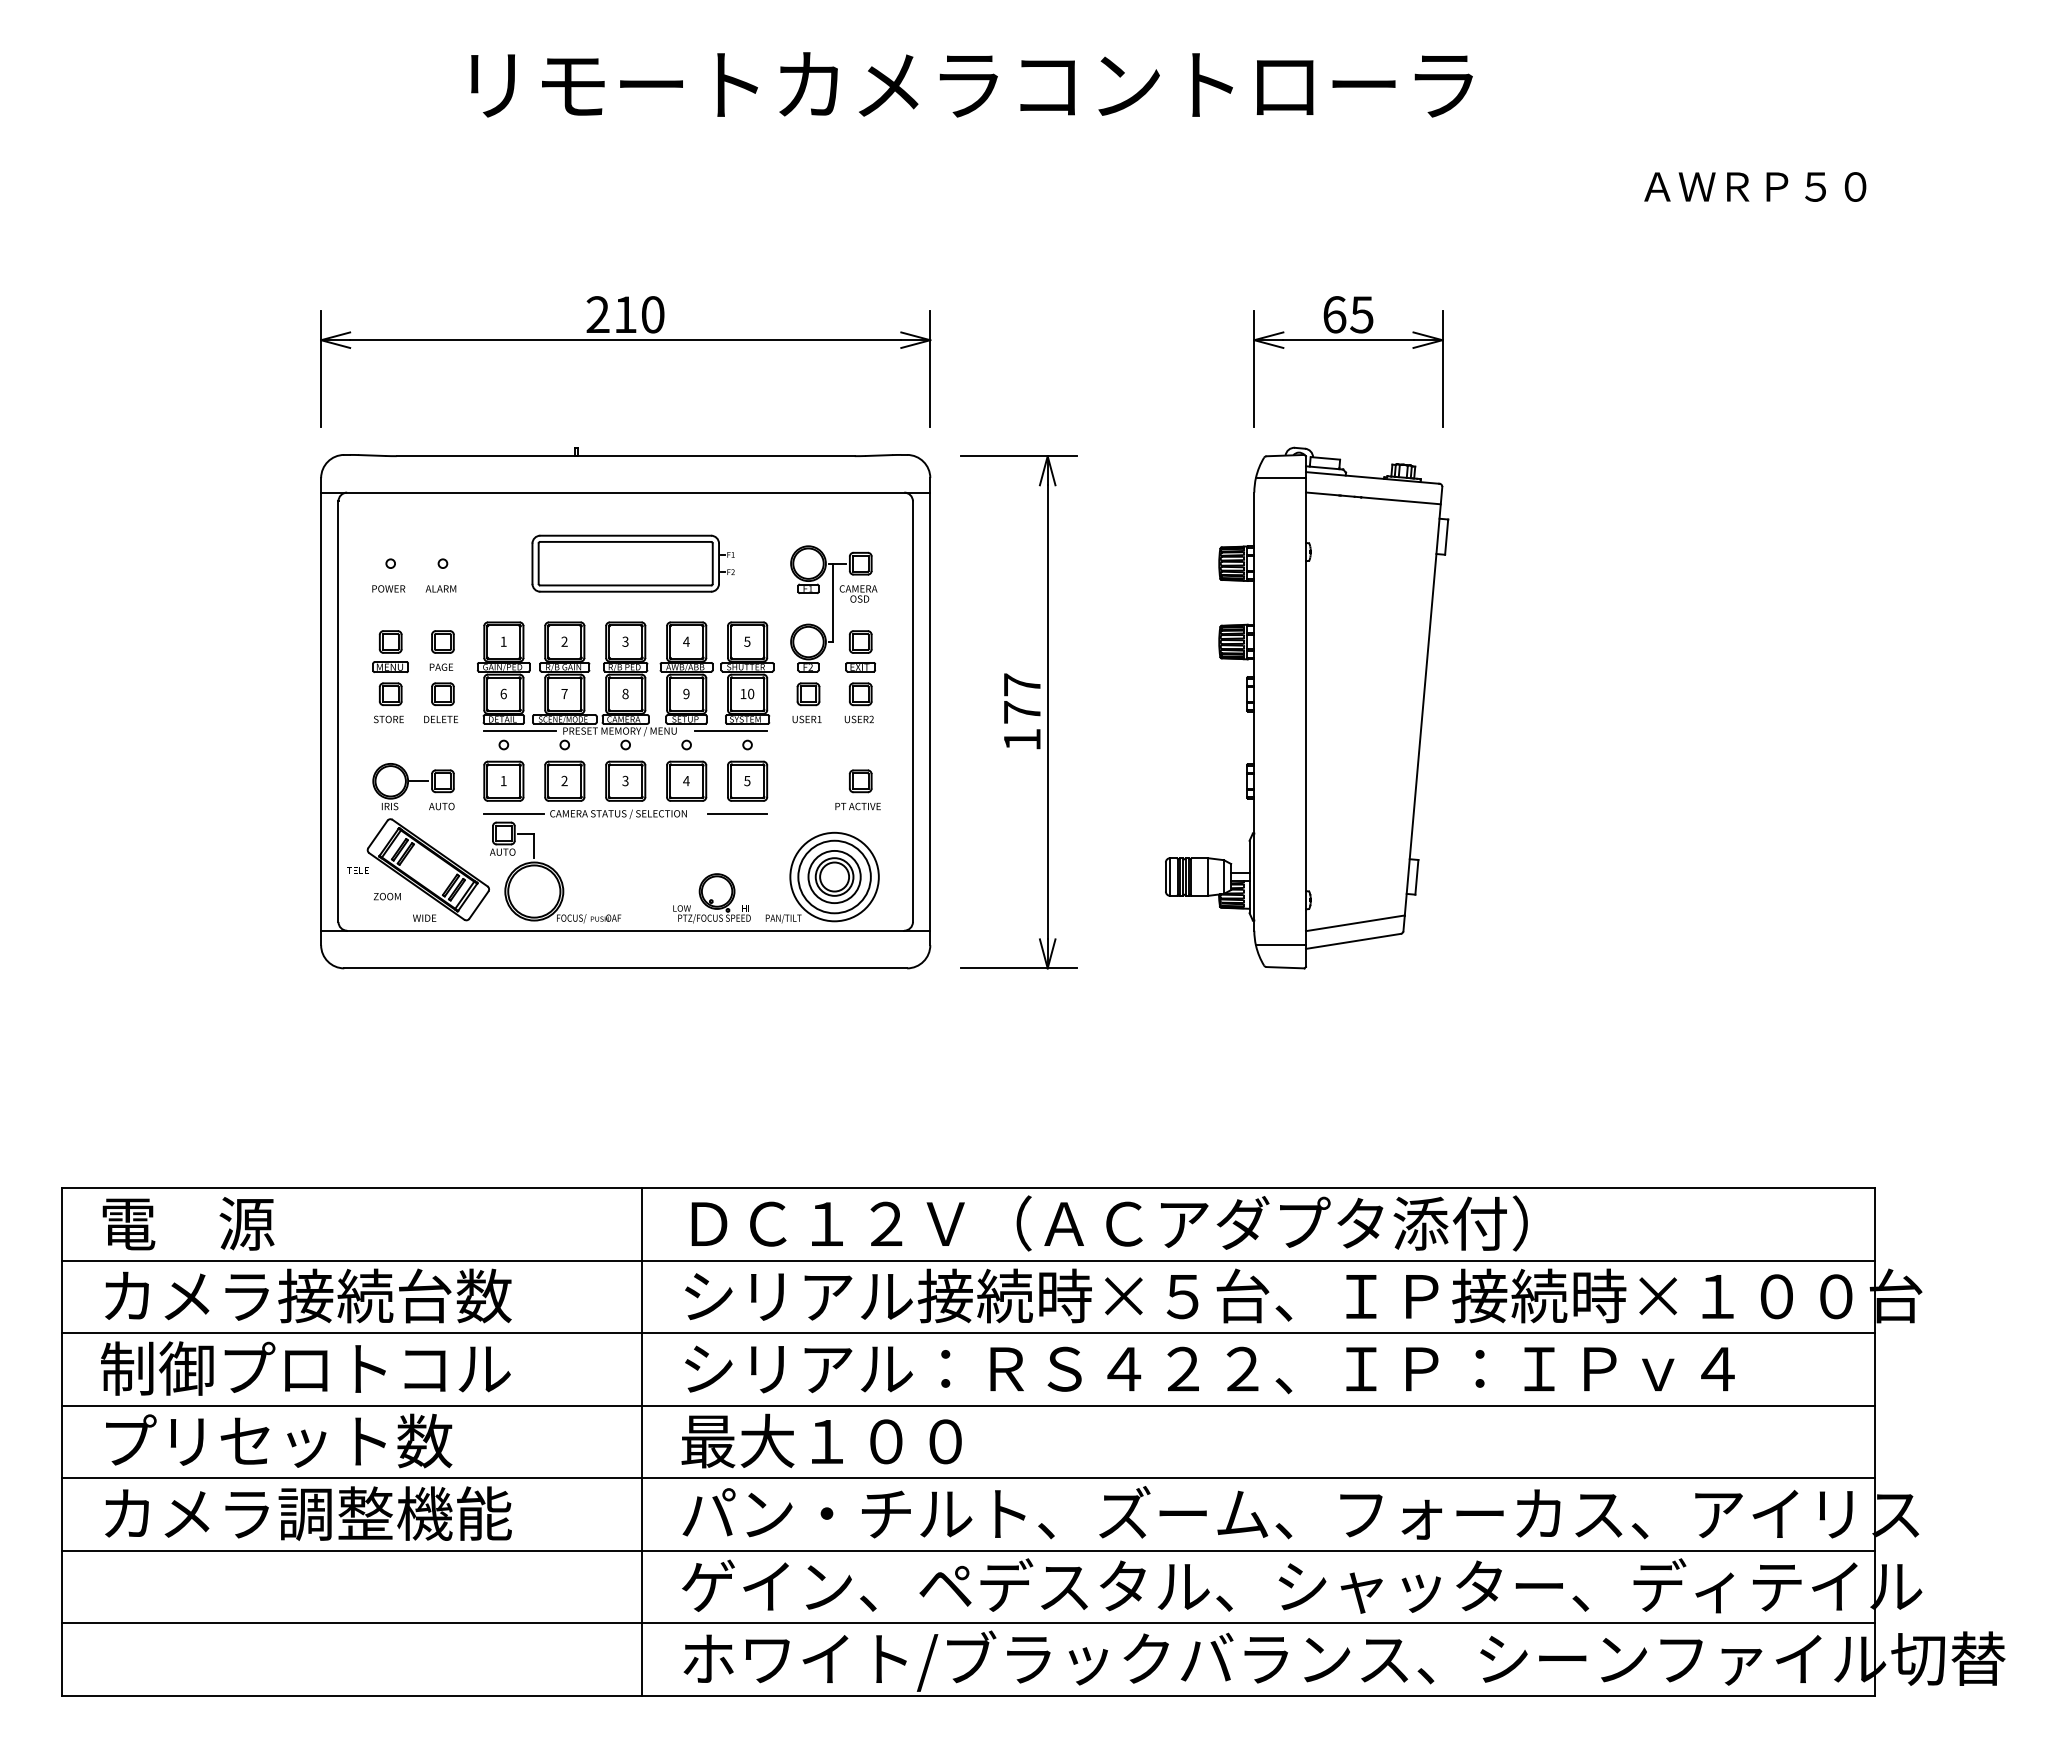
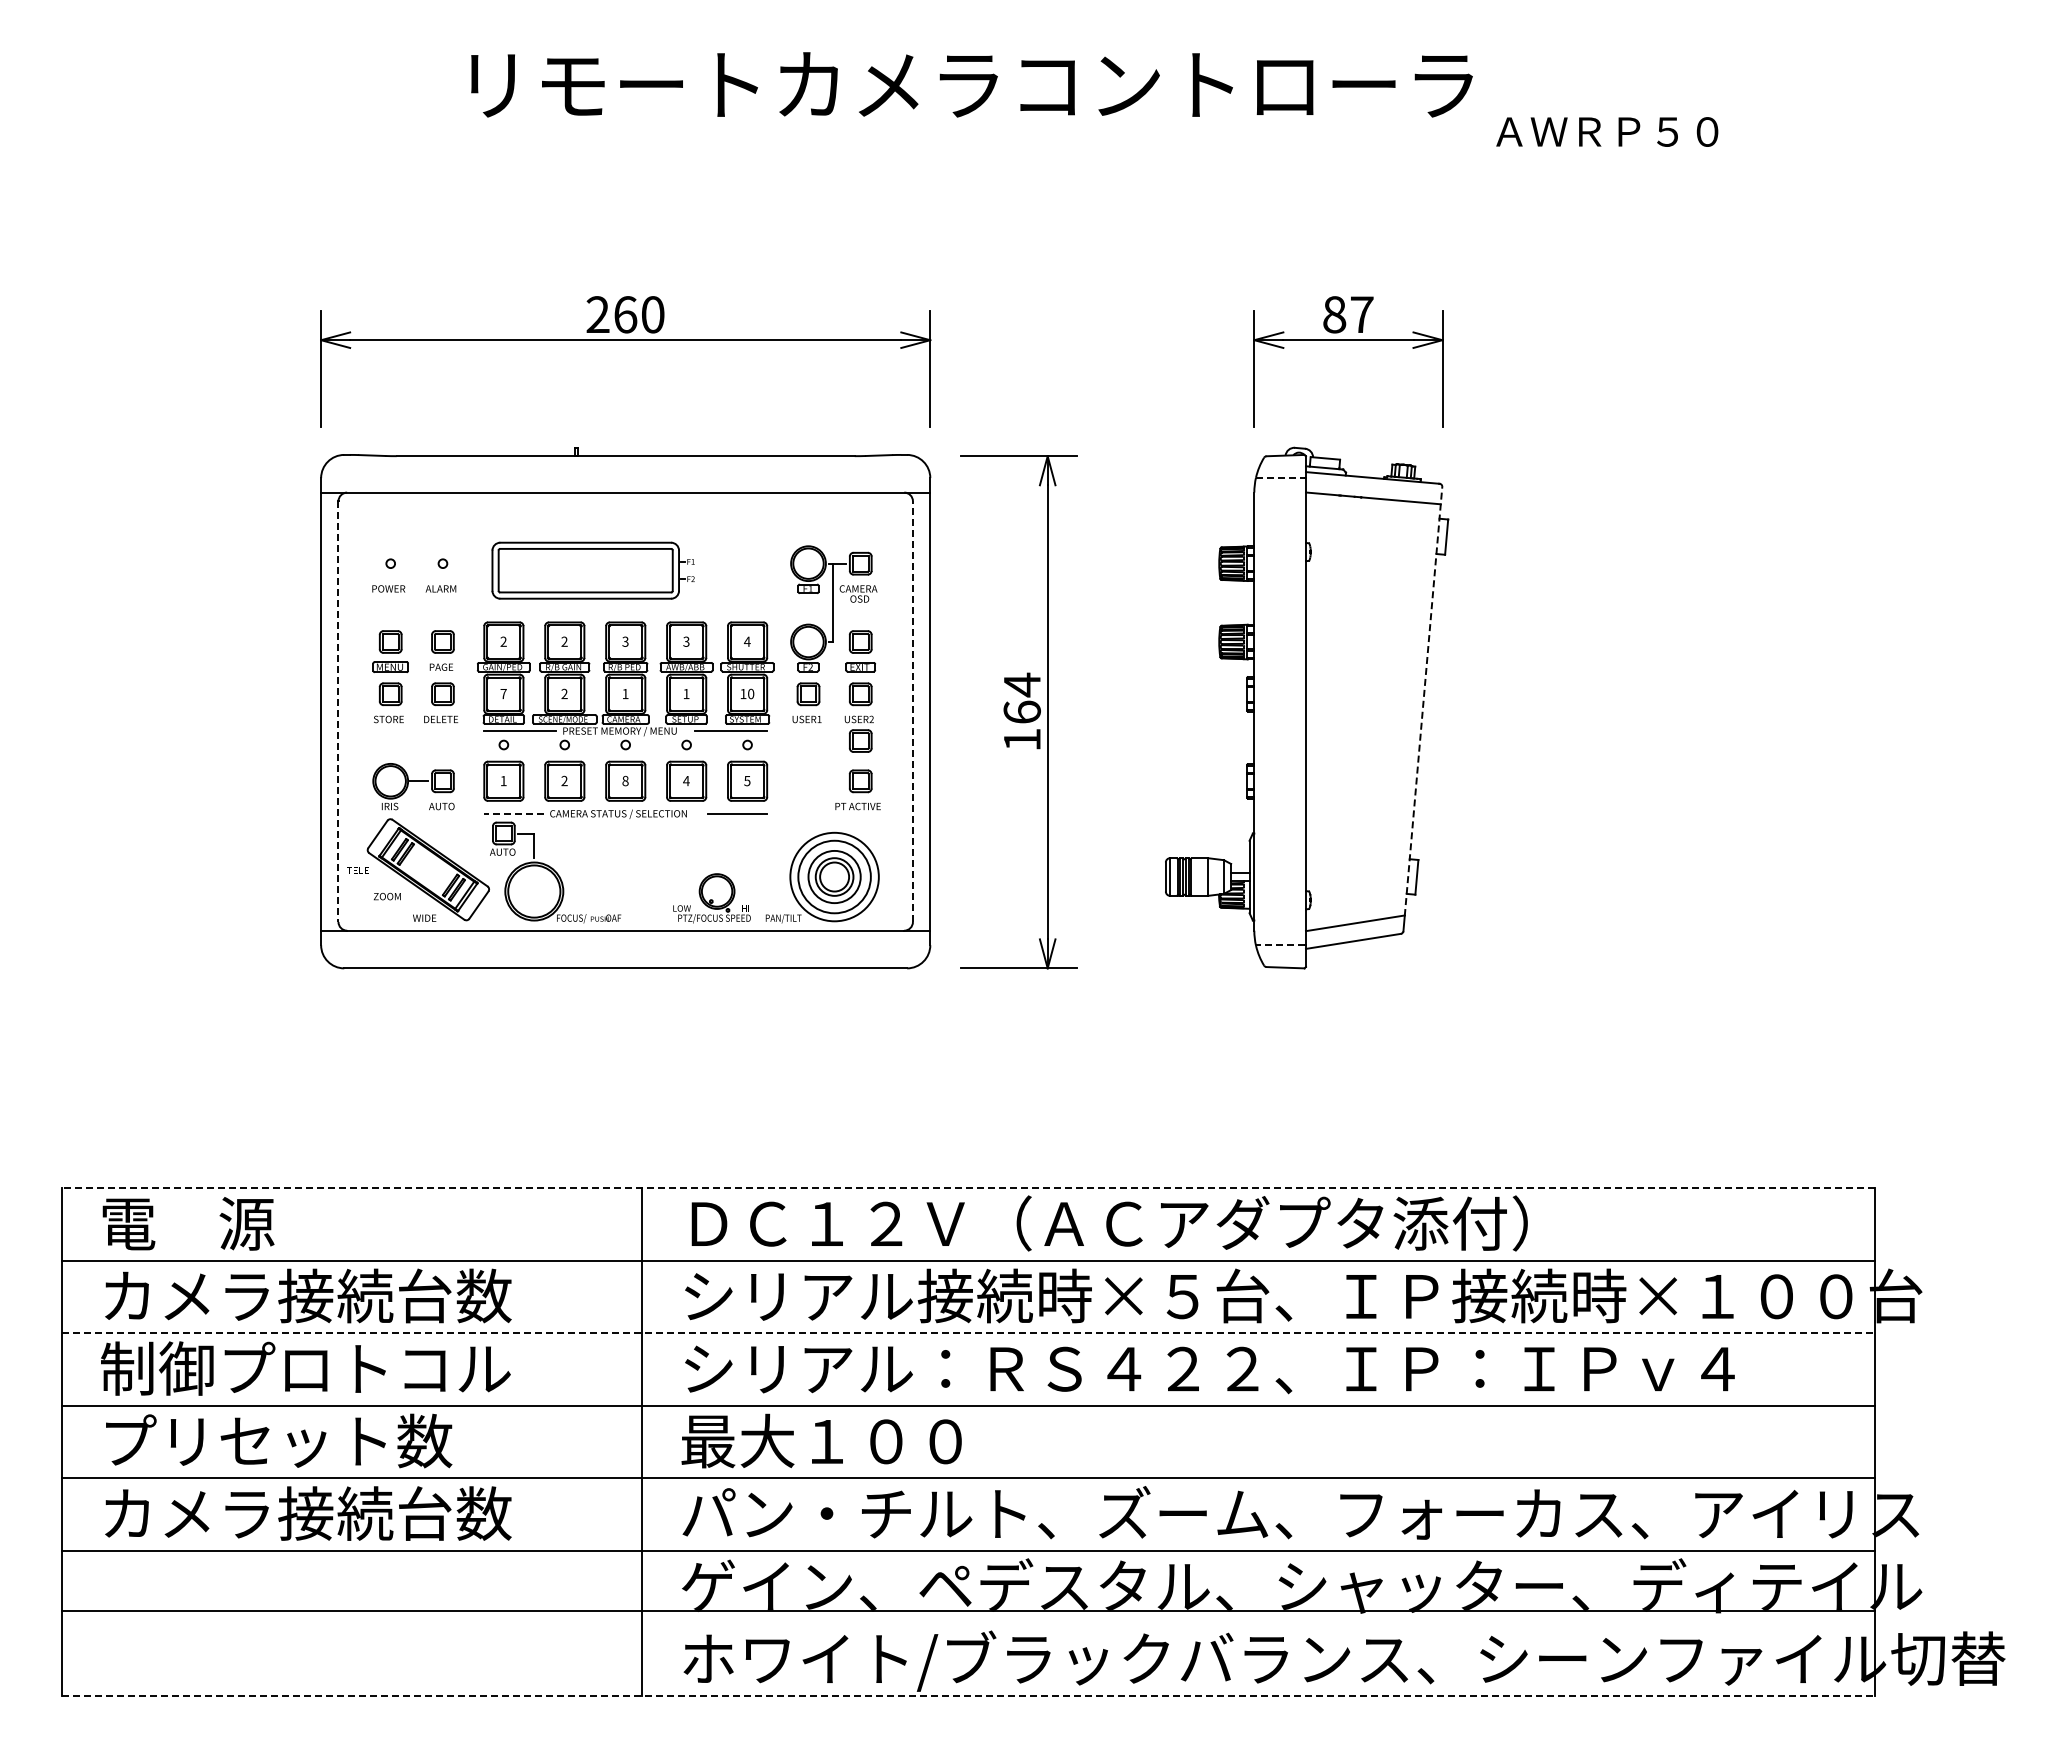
text position: (1755, 186) -> (1607, 131) (1607, 131)
text: 210 -> 260 (625, 314)
text: 65 -> 87 (1348, 314)
line: solid -> dashed (1280, 478)
part position: (632, 563) -> (592, 570) (592, 570)
text: 1 -> 2 (503, 641)
text: 4 -> 3 (686, 641)
text: 5 -> 4 (747, 641)
text: 6 -> 7 (503, 693)
text: 7 -> 2 (564, 693)
text: 8 -> 1 (625, 693)
text: 9 -> 1 (686, 693)
text: 177 -> 164 (1021, 697)
line: solid -> dashed (1423, 700)
line: solid -> dashed (912, 711)
line: solid -> dashed (338, 712)
part: none -> present (860, 740)
text: 3 -> 8 (625, 781)
line: solid -> dashed (514, 813)
line: solid -> dashed (1279, 945)
line: solid -> dashed (968, 1188)
line: solid -> dashed (968, 1333)
text: カメラ調整機能 -> カメラ接続台数 (394, 1513)
line position: (968, 1623) -> (968, 1611) (968, 1611)
line: solid -> dashed (968, 1695)
